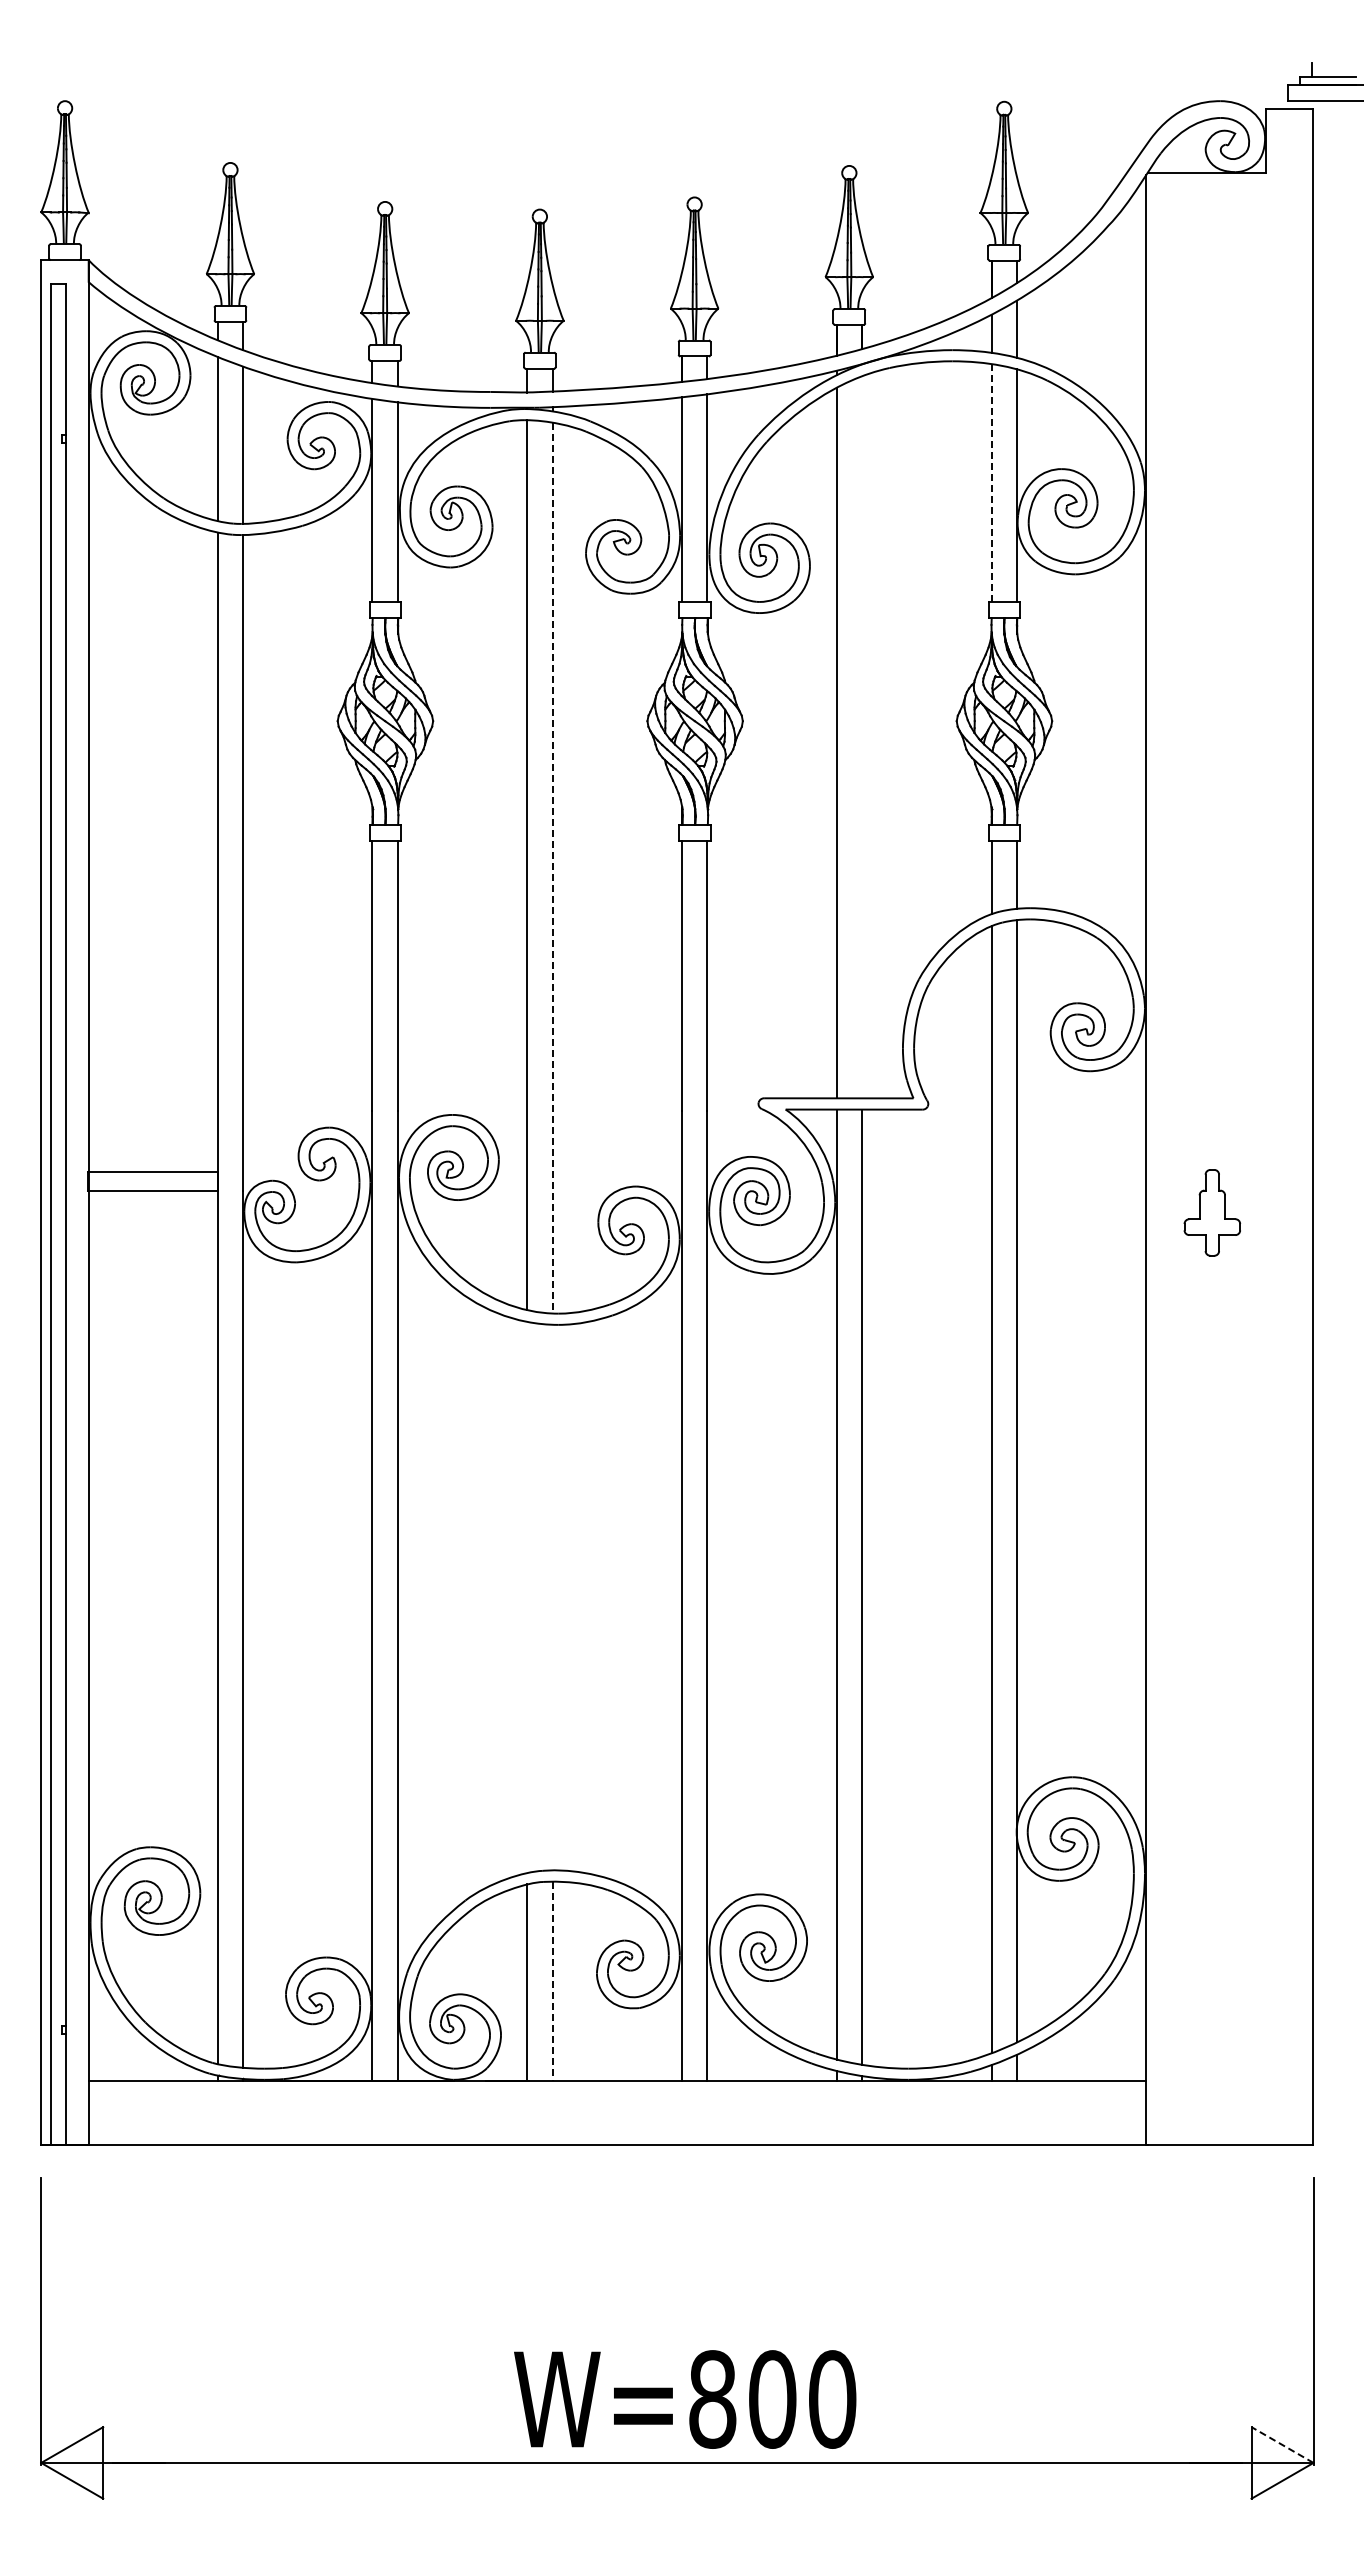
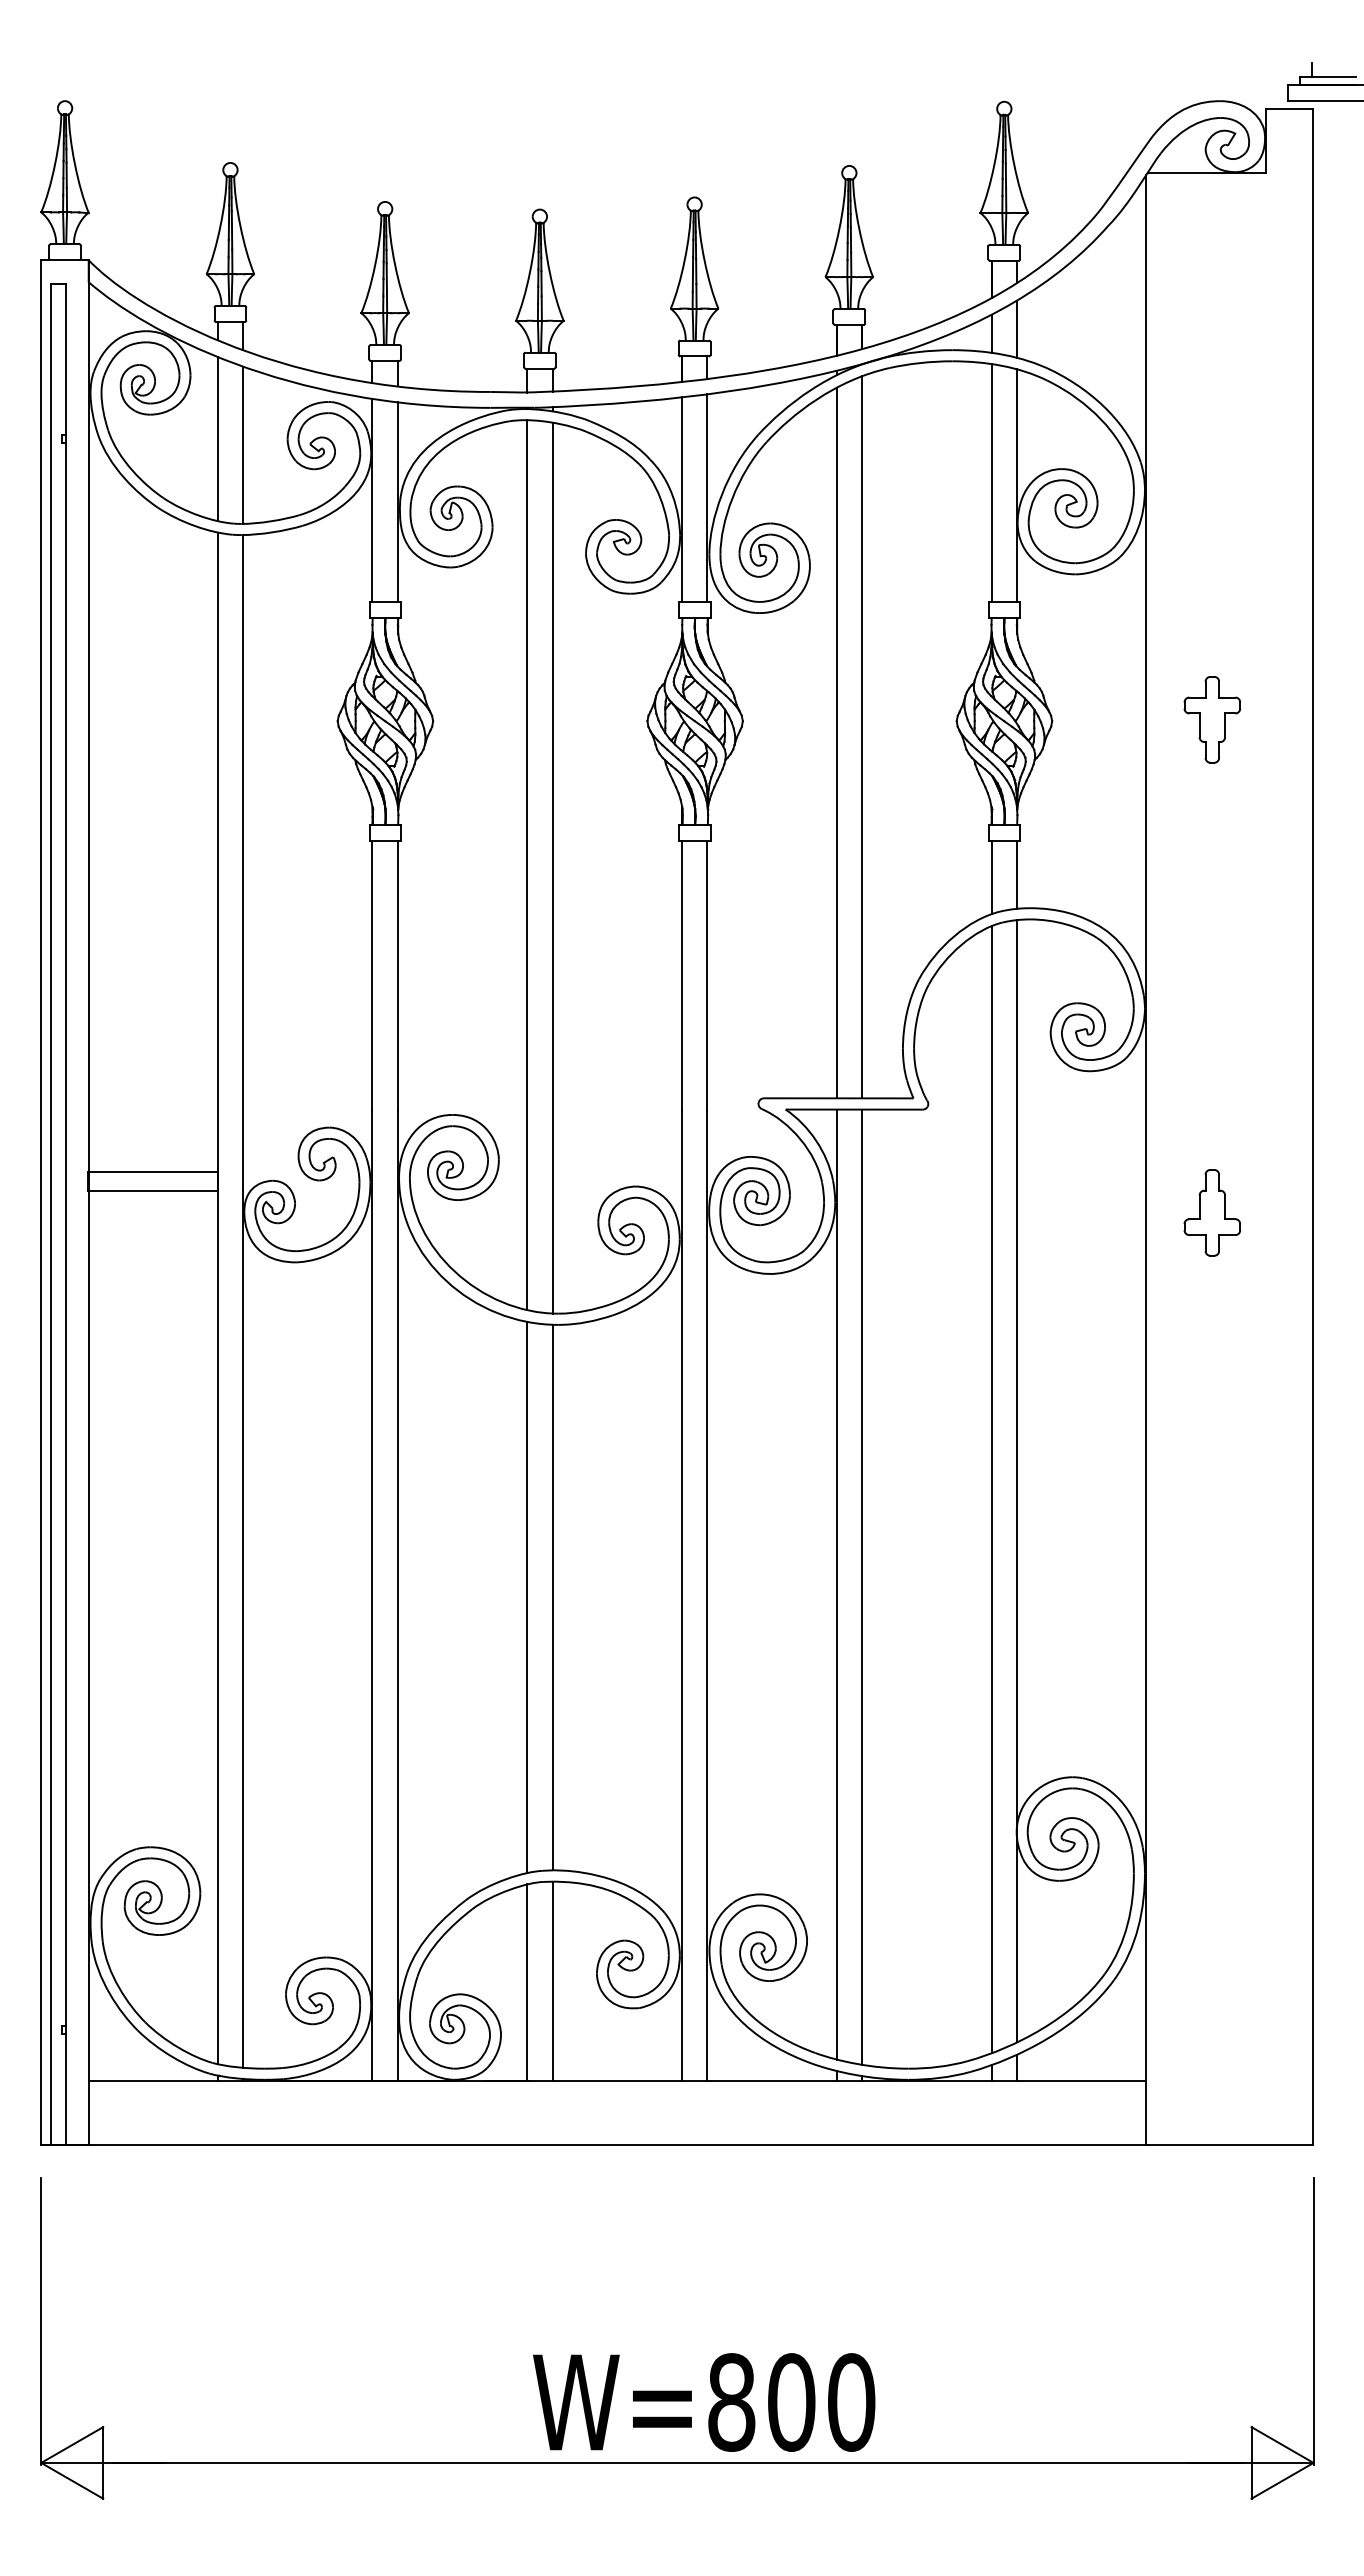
line: dashed -> solid (991, 482)
part: none -> present (1211, 719)
line: none -> present (862, 737)
line: dashed -> solid (552, 868)
line: none -> present (527, 1597)
line: none -> present (552, 1597)
line: dashed -> solid (552, 1981)
text position: (685, 2399) -> (704, 2402) (704, 2402)
line: dashed -> solid (1282, 2445)
